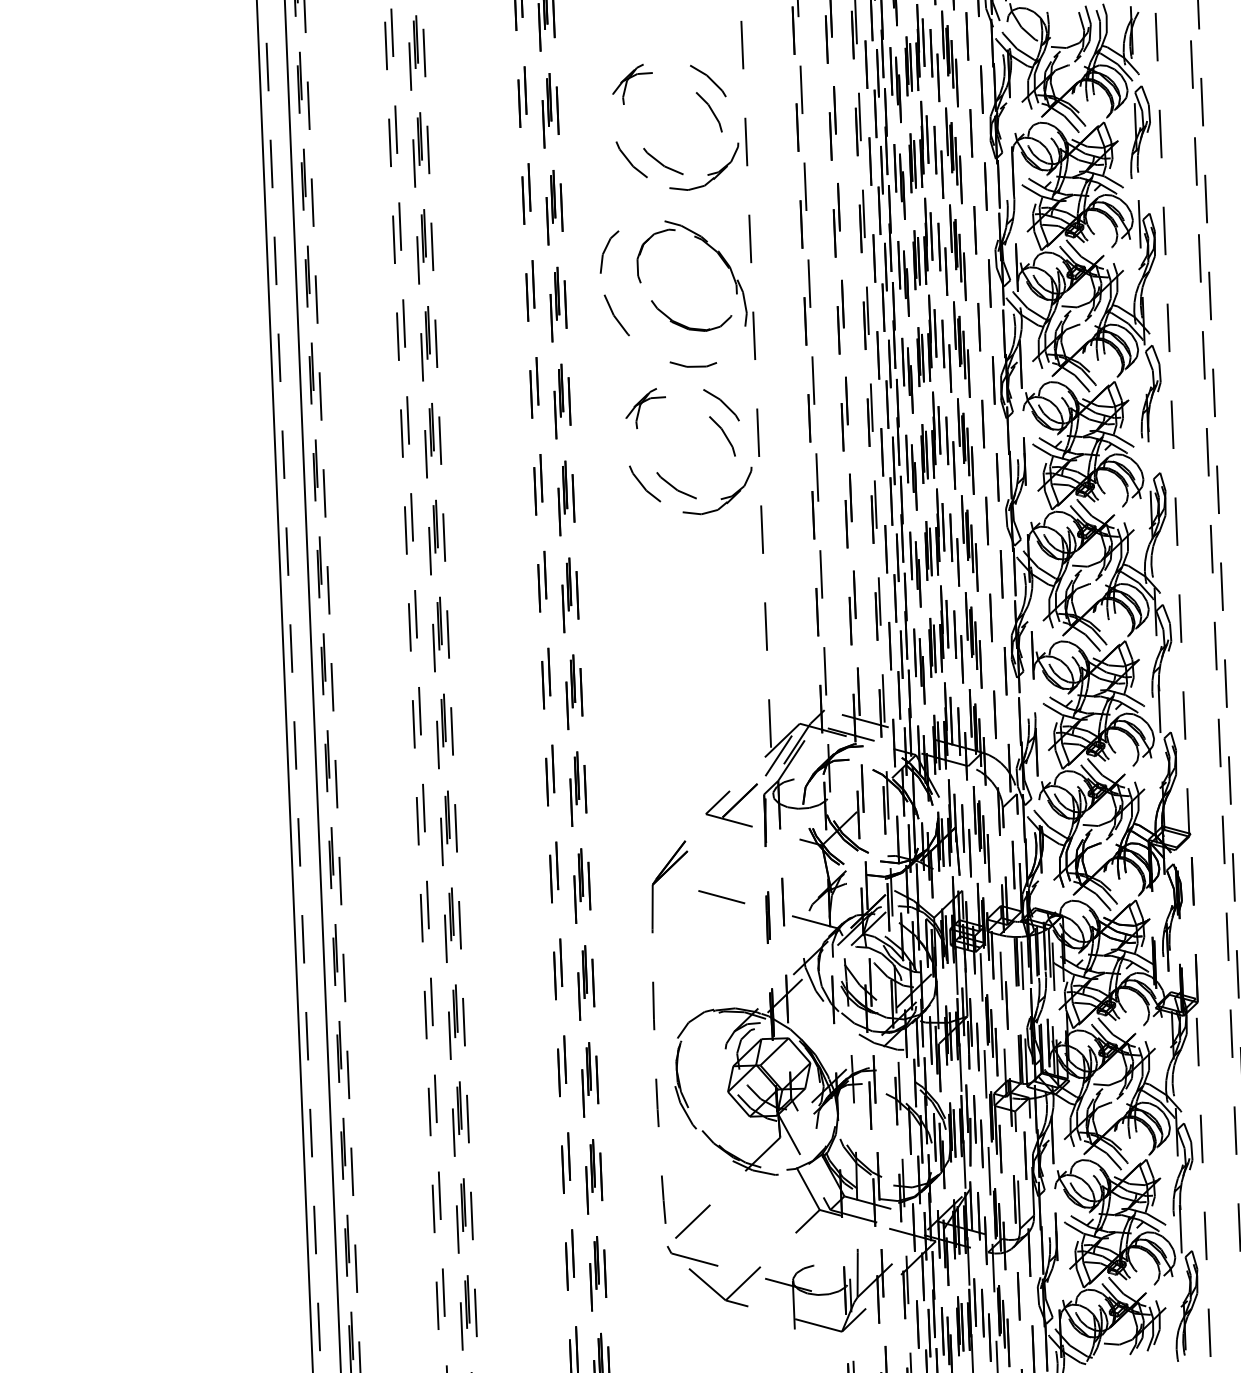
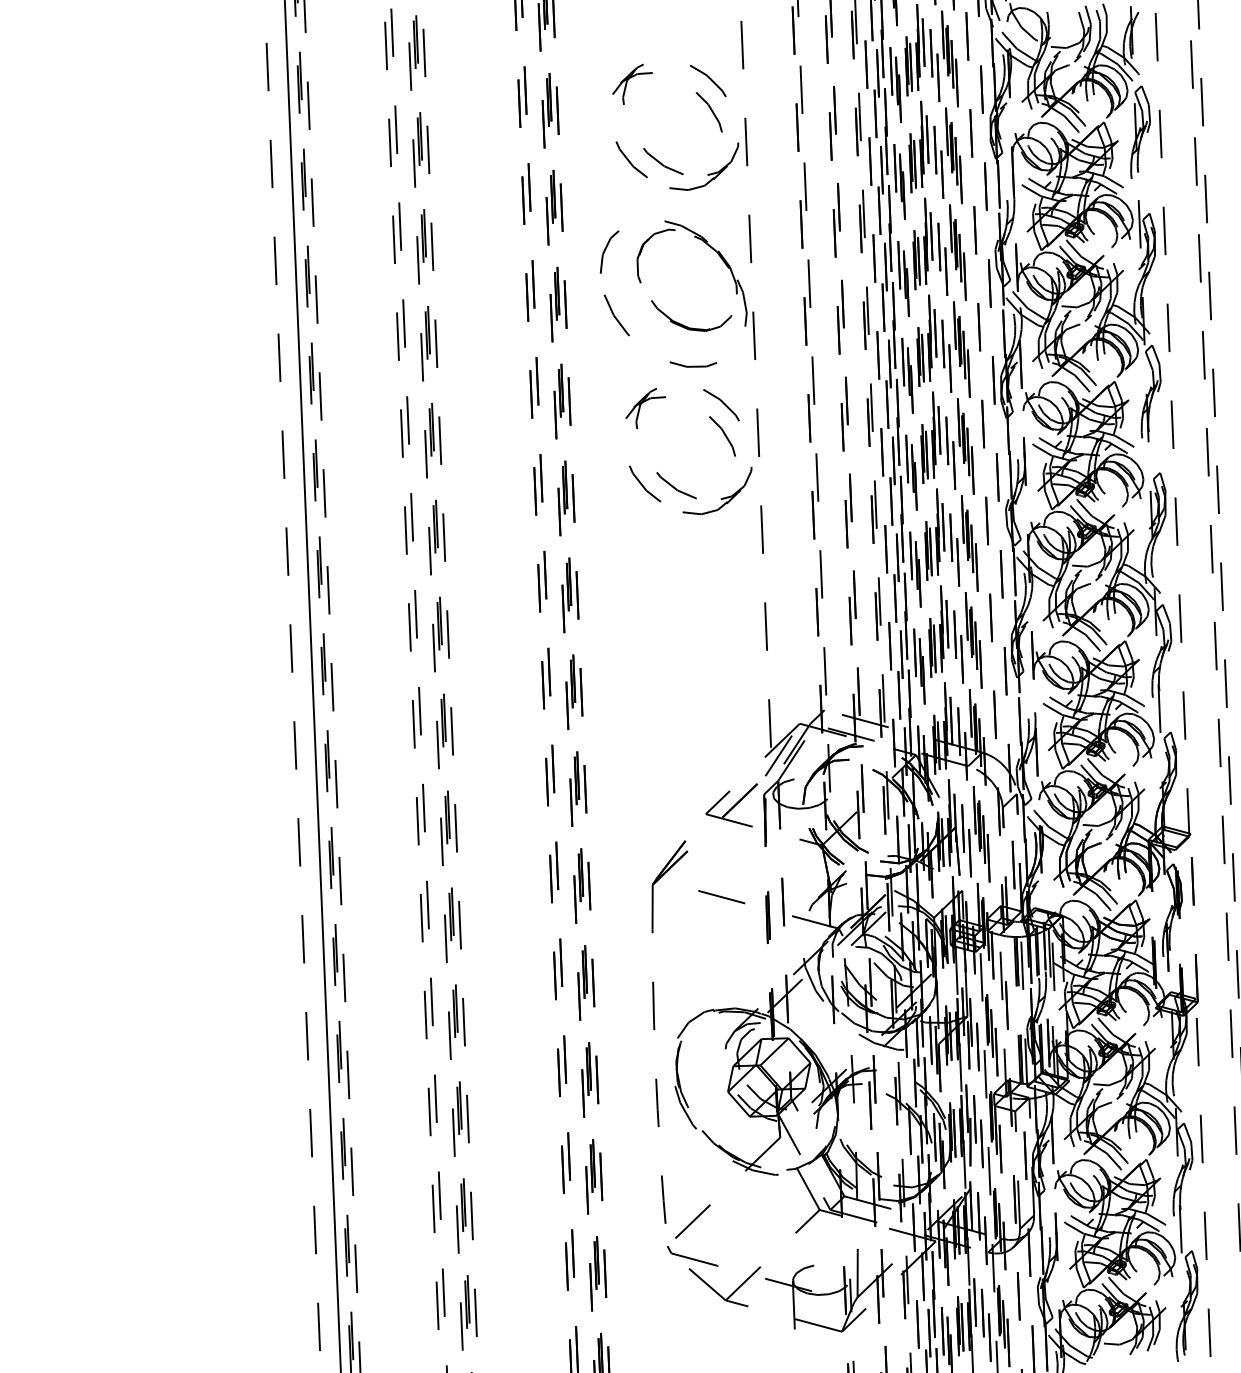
line: present -> none (284, 685)
